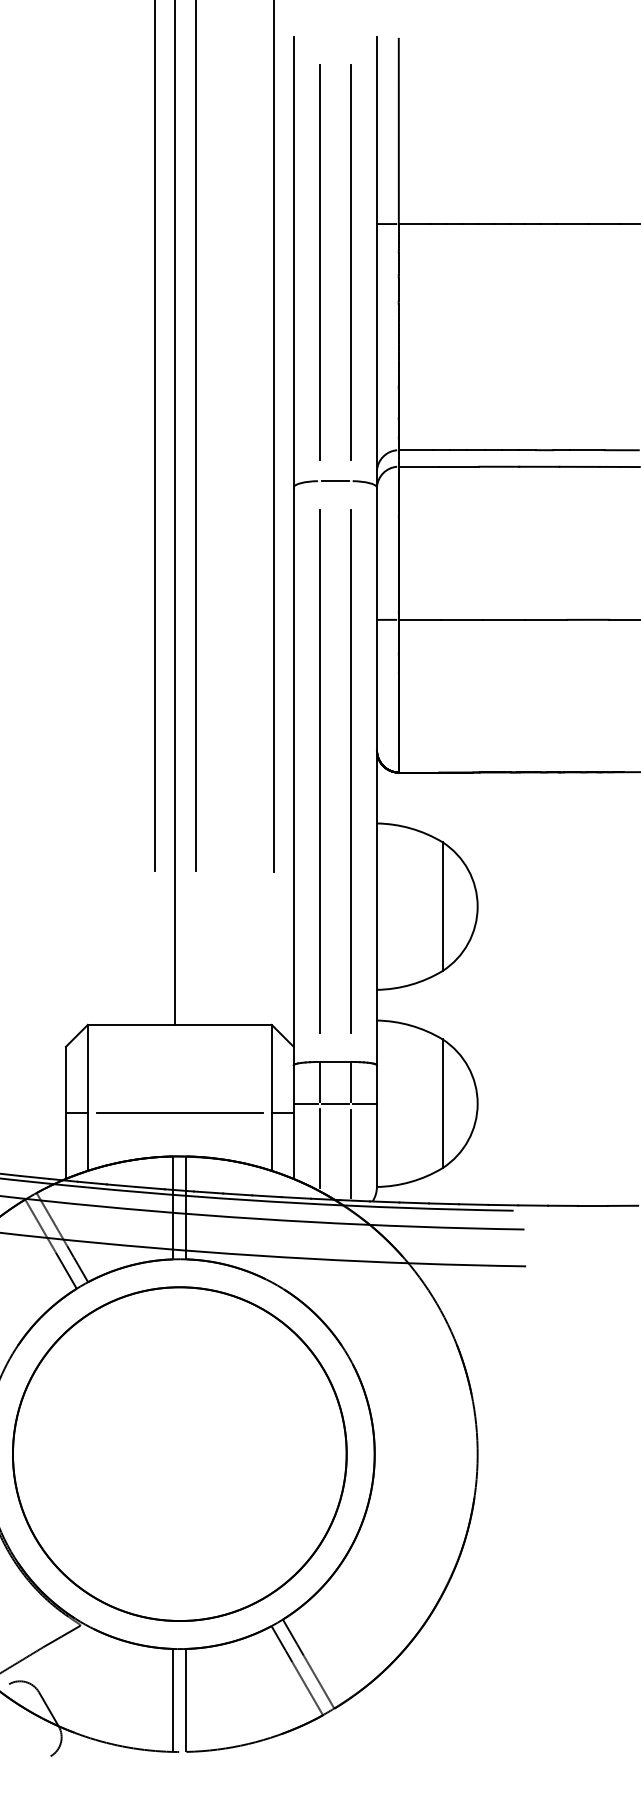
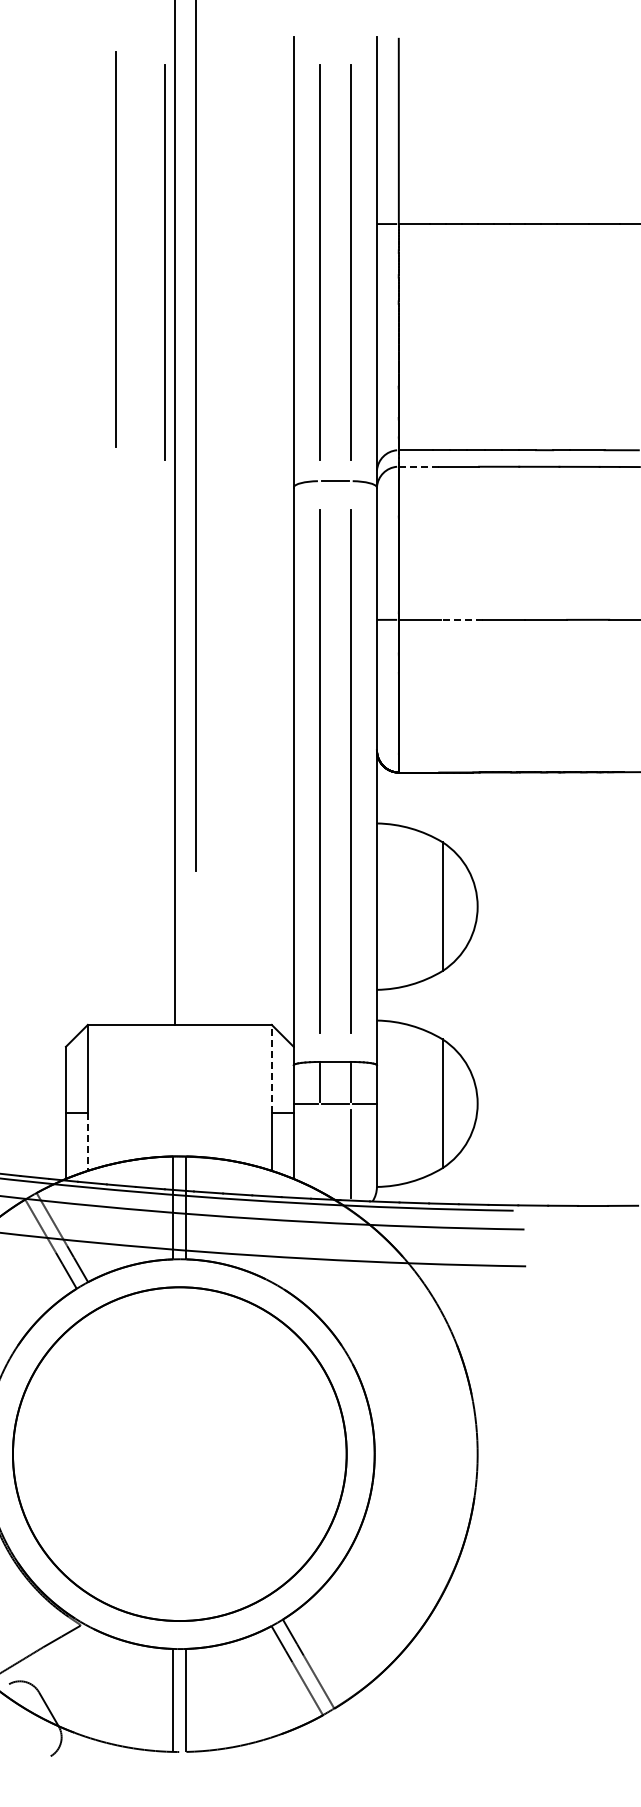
line: none -> present (115, 249)
line: none -> present (164, 262)
line: present -> none (155, 436)
line: present -> none (273, 437)
line: solid -> dashed (418, 466)
line: solid -> dashed (461, 619)
line: solid -> dashed (271, 1068)
line: present -> none (179, 1112)
line: solid -> dashed (87, 1142)
line: present -> none (320, 1148)
